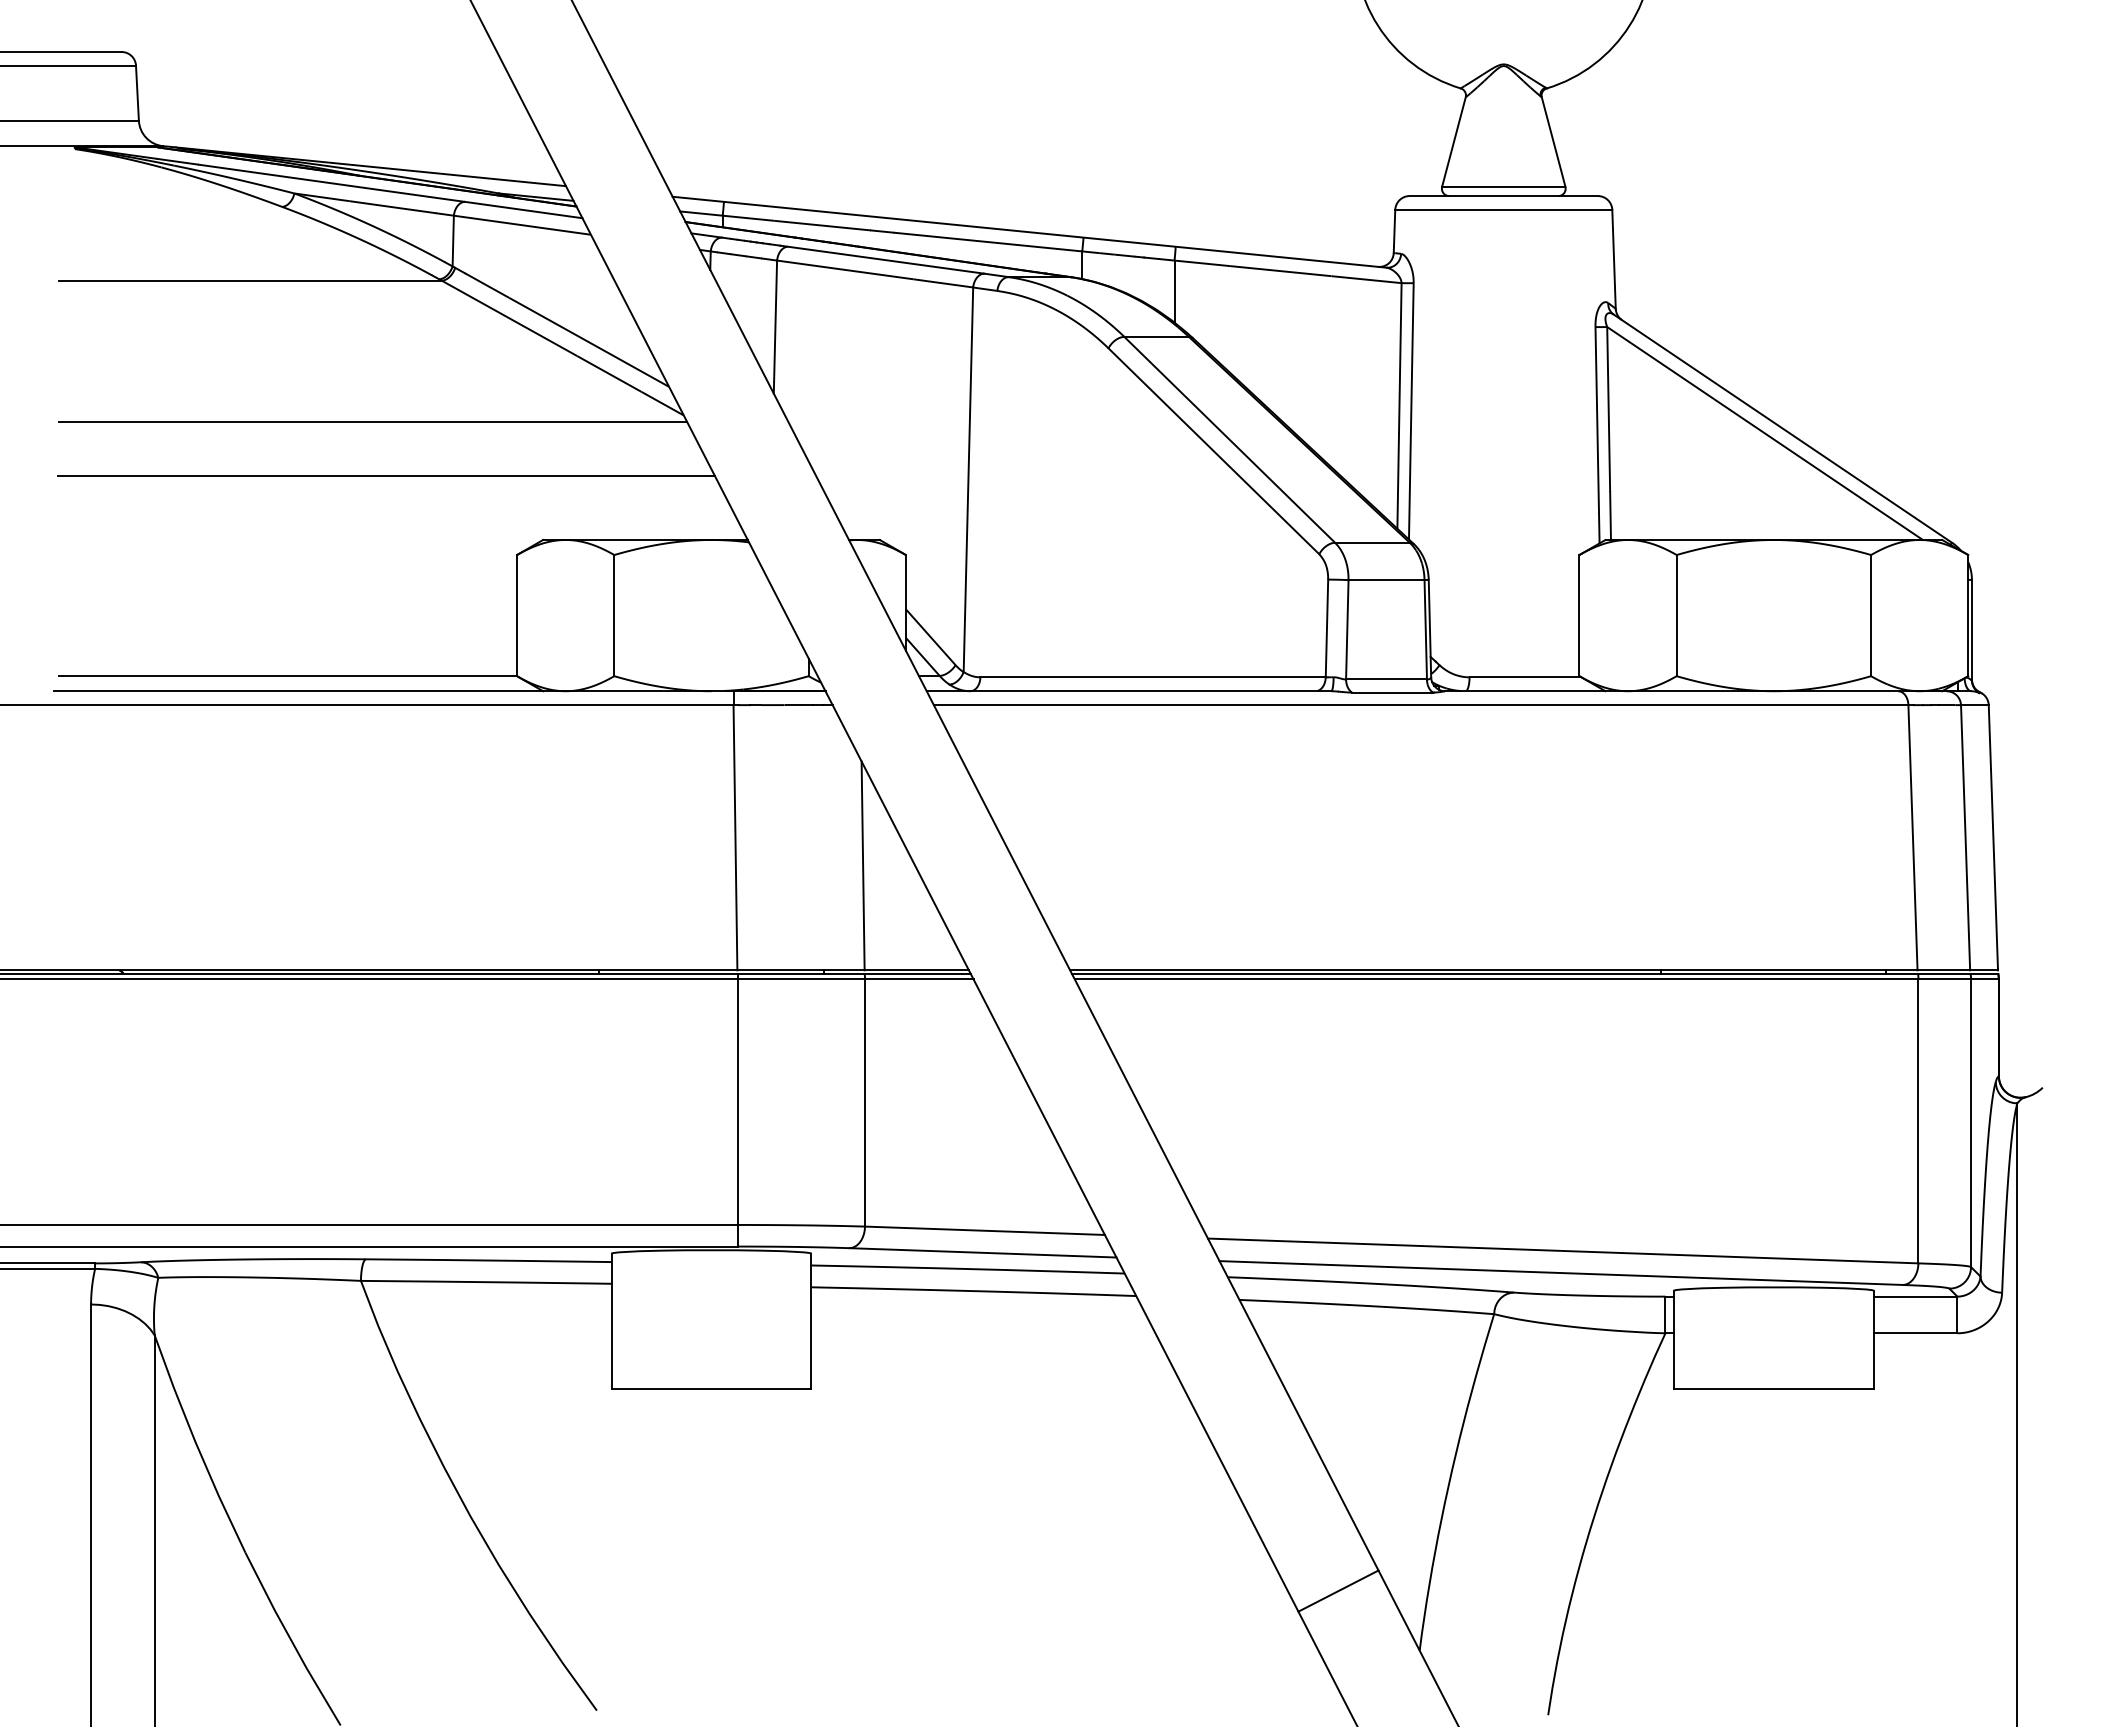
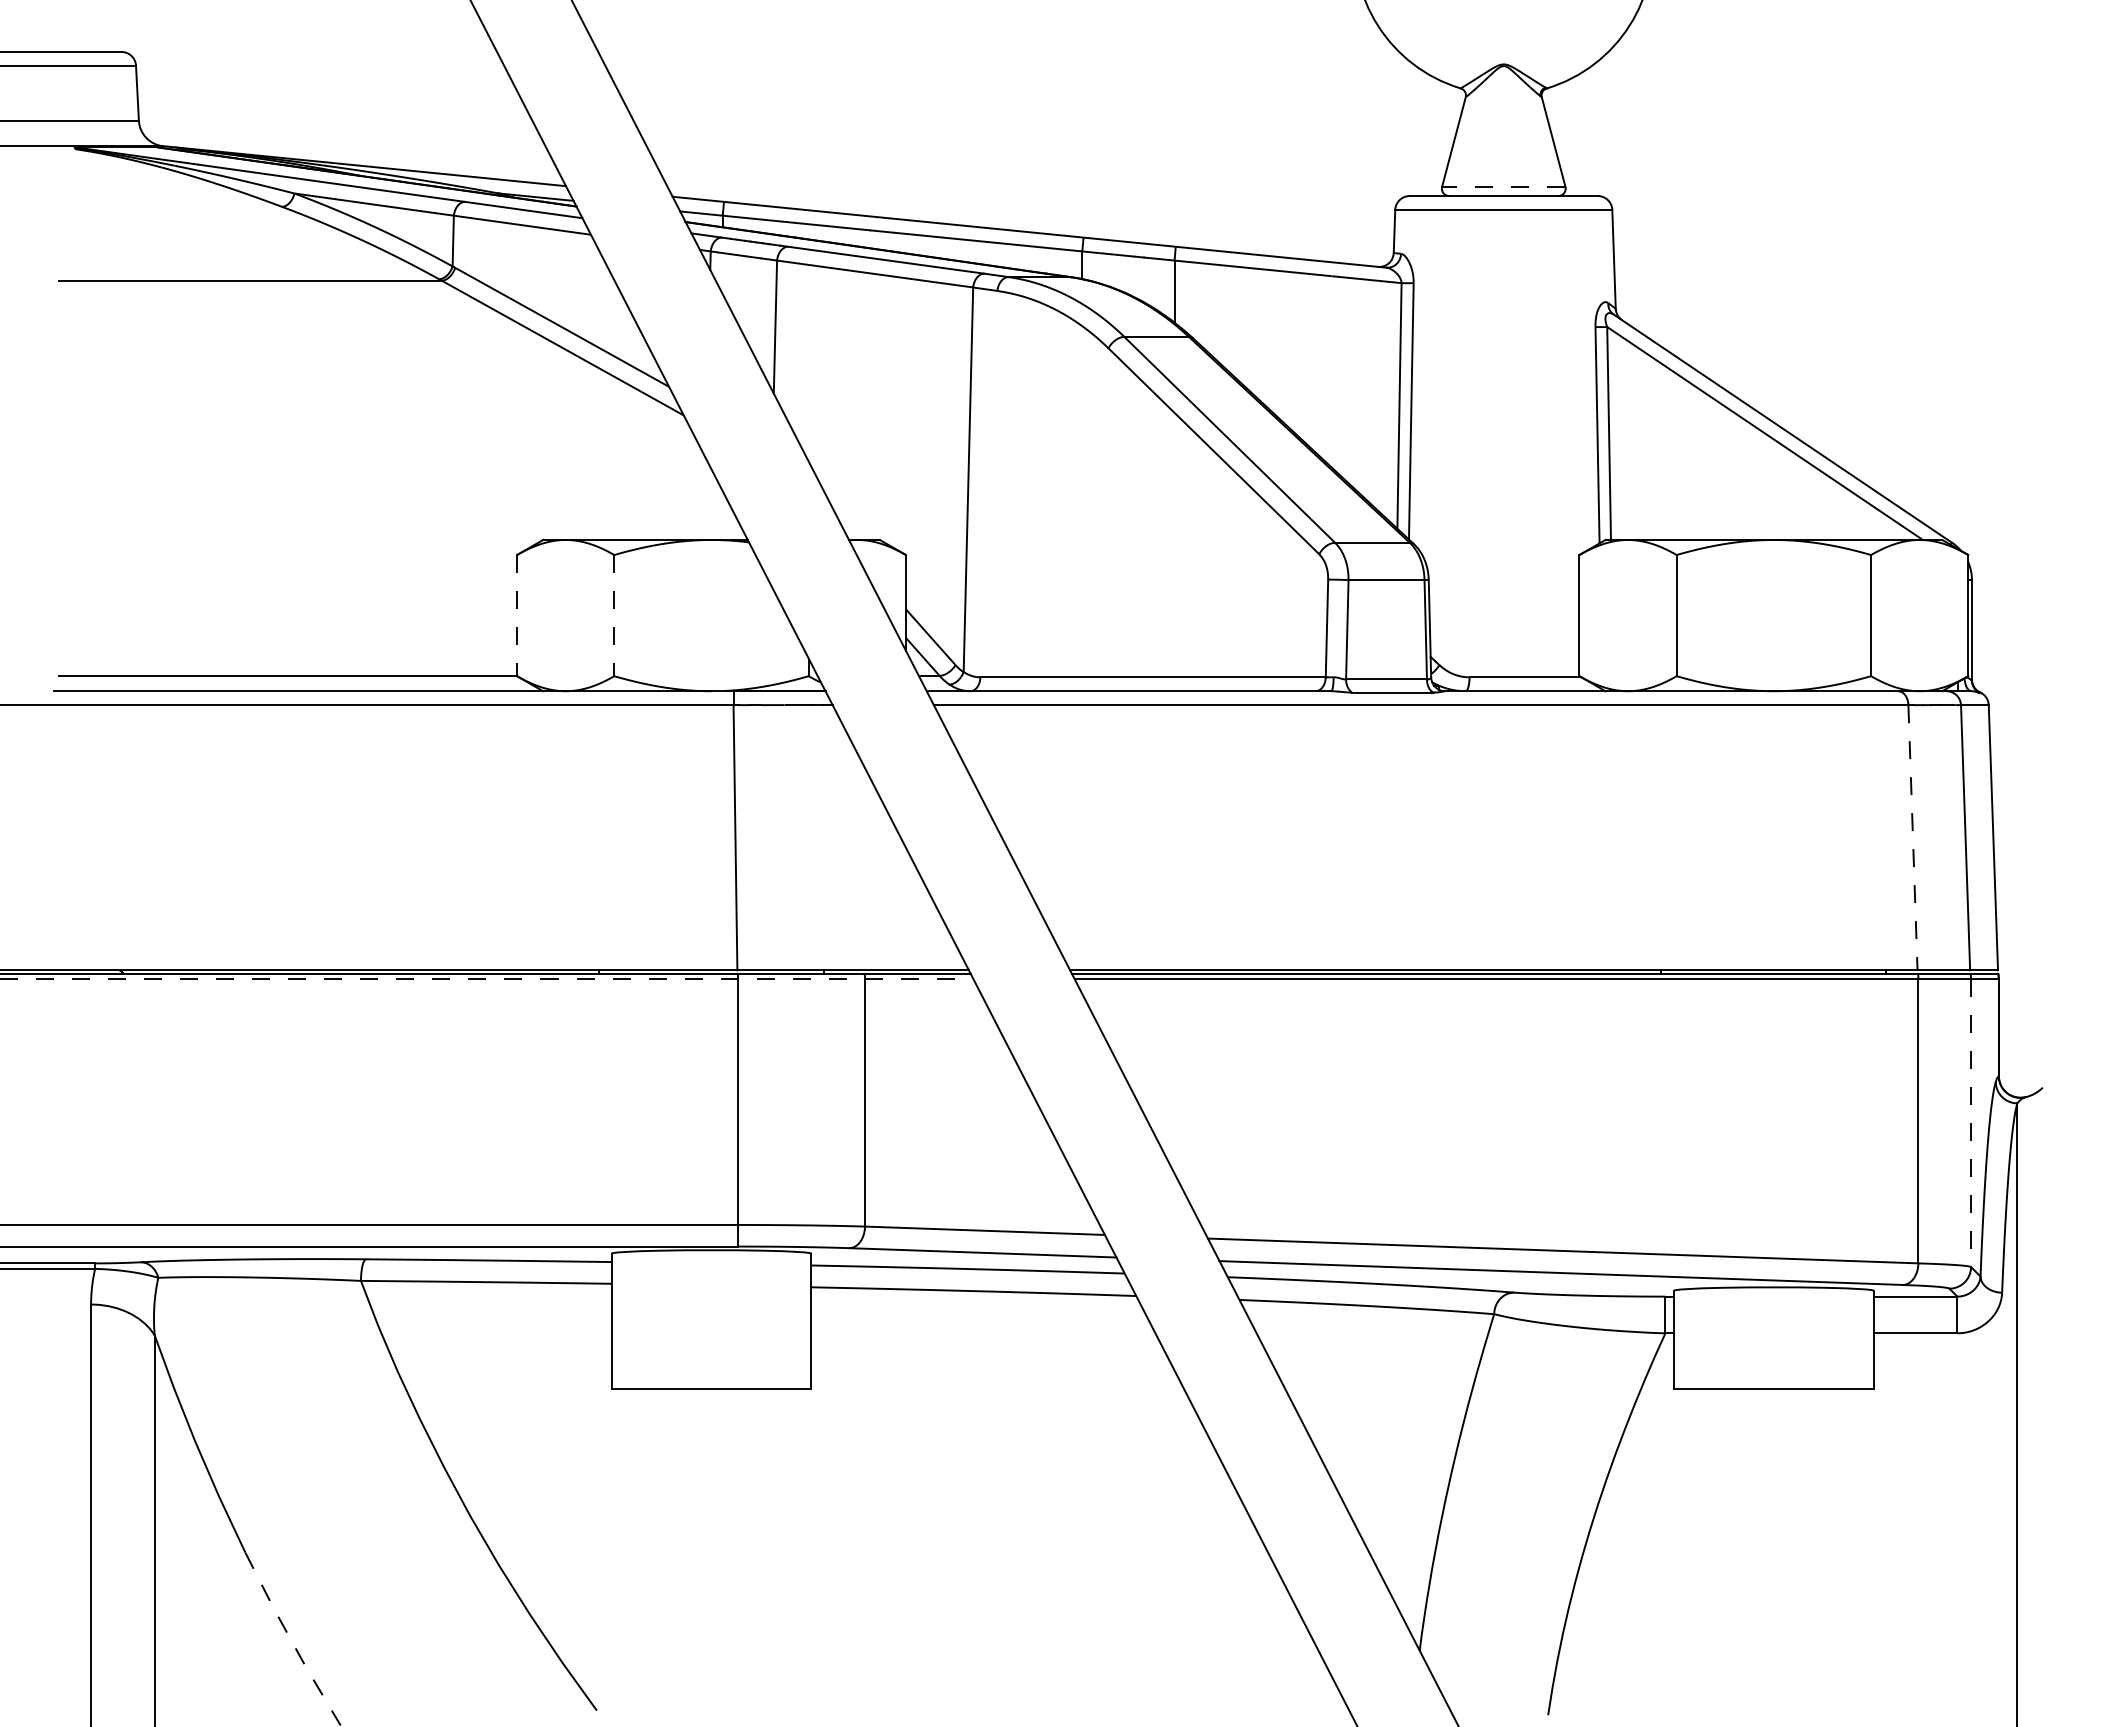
line: solid -> dashed (1503, 186)
line: present -> none (372, 422)
line: present -> none (386, 475)
line: solid -> dashed (517, 615)
line: solid -> dashed (614, 615)
line: solid -> dashed (1912, 837)
line: present -> none (862, 865)
line: solid -> dashed (487, 979)
line: solid -> dashed (1971, 1123)
line: present -> none (1338, 1590)
line: solid -> dashed (291, 1639)
